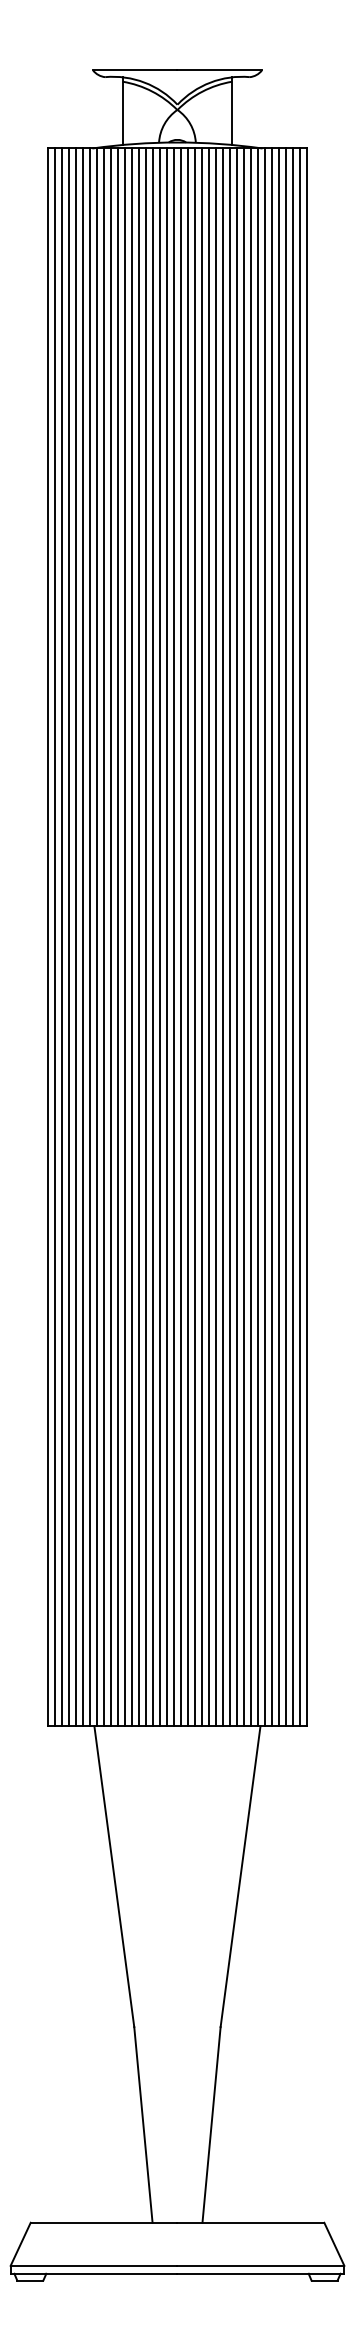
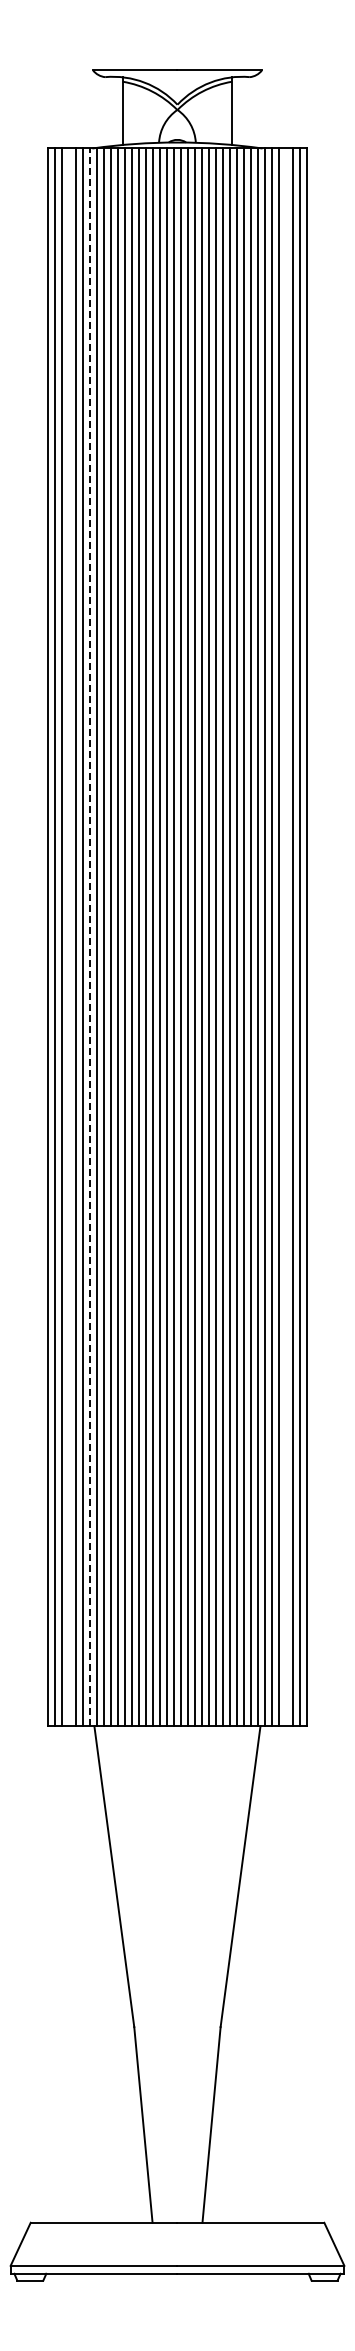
line: present -> none (68, 937)
line: solid -> dashed (89, 937)
line: present -> none (286, 937)
